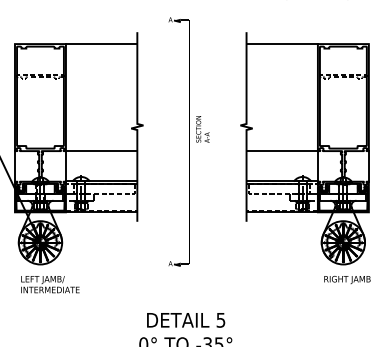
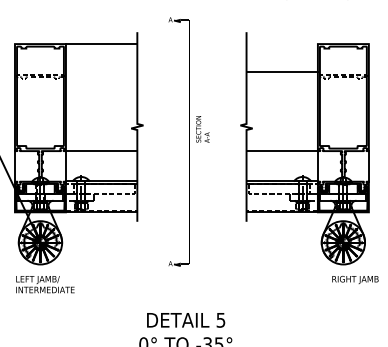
line position: (281, 44) -> (281, 72) (281, 72)
text position: (347, 279) -> (355, 279) (355, 279)
text position: (50, 284) -> (45, 284) (45, 284)
